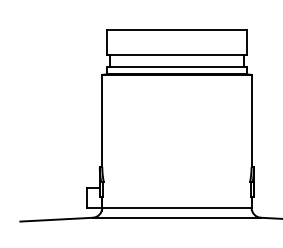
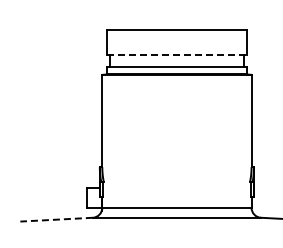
line: solid -> dashed (176, 54)
line: solid -> dashed (56, 219)
